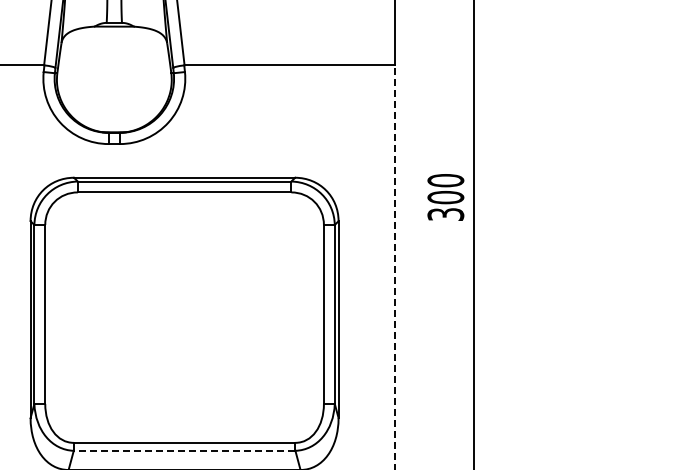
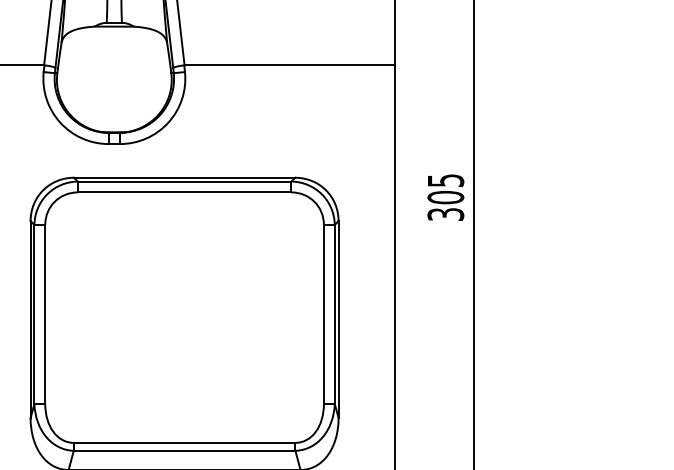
text: 300 -> 305 (445, 180)
line: dashed -> solid (395, 267)
line: dashed -> solid (184, 450)
